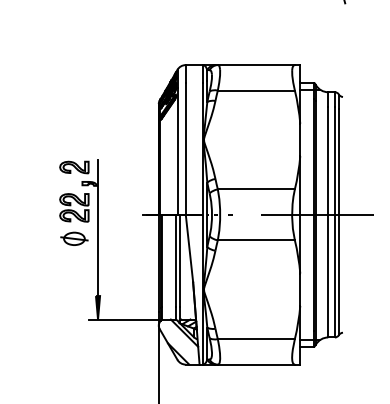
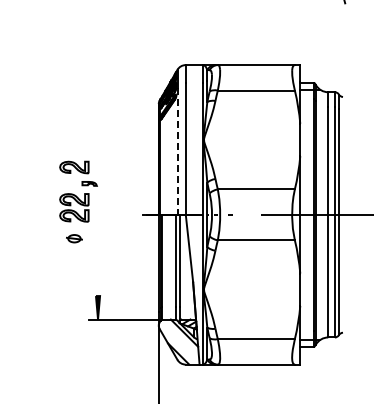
line: solid -> dashed (177, 151)
line: present -> none (98, 228)
part size: 29x15 px -> 17x10 px (74, 238)
